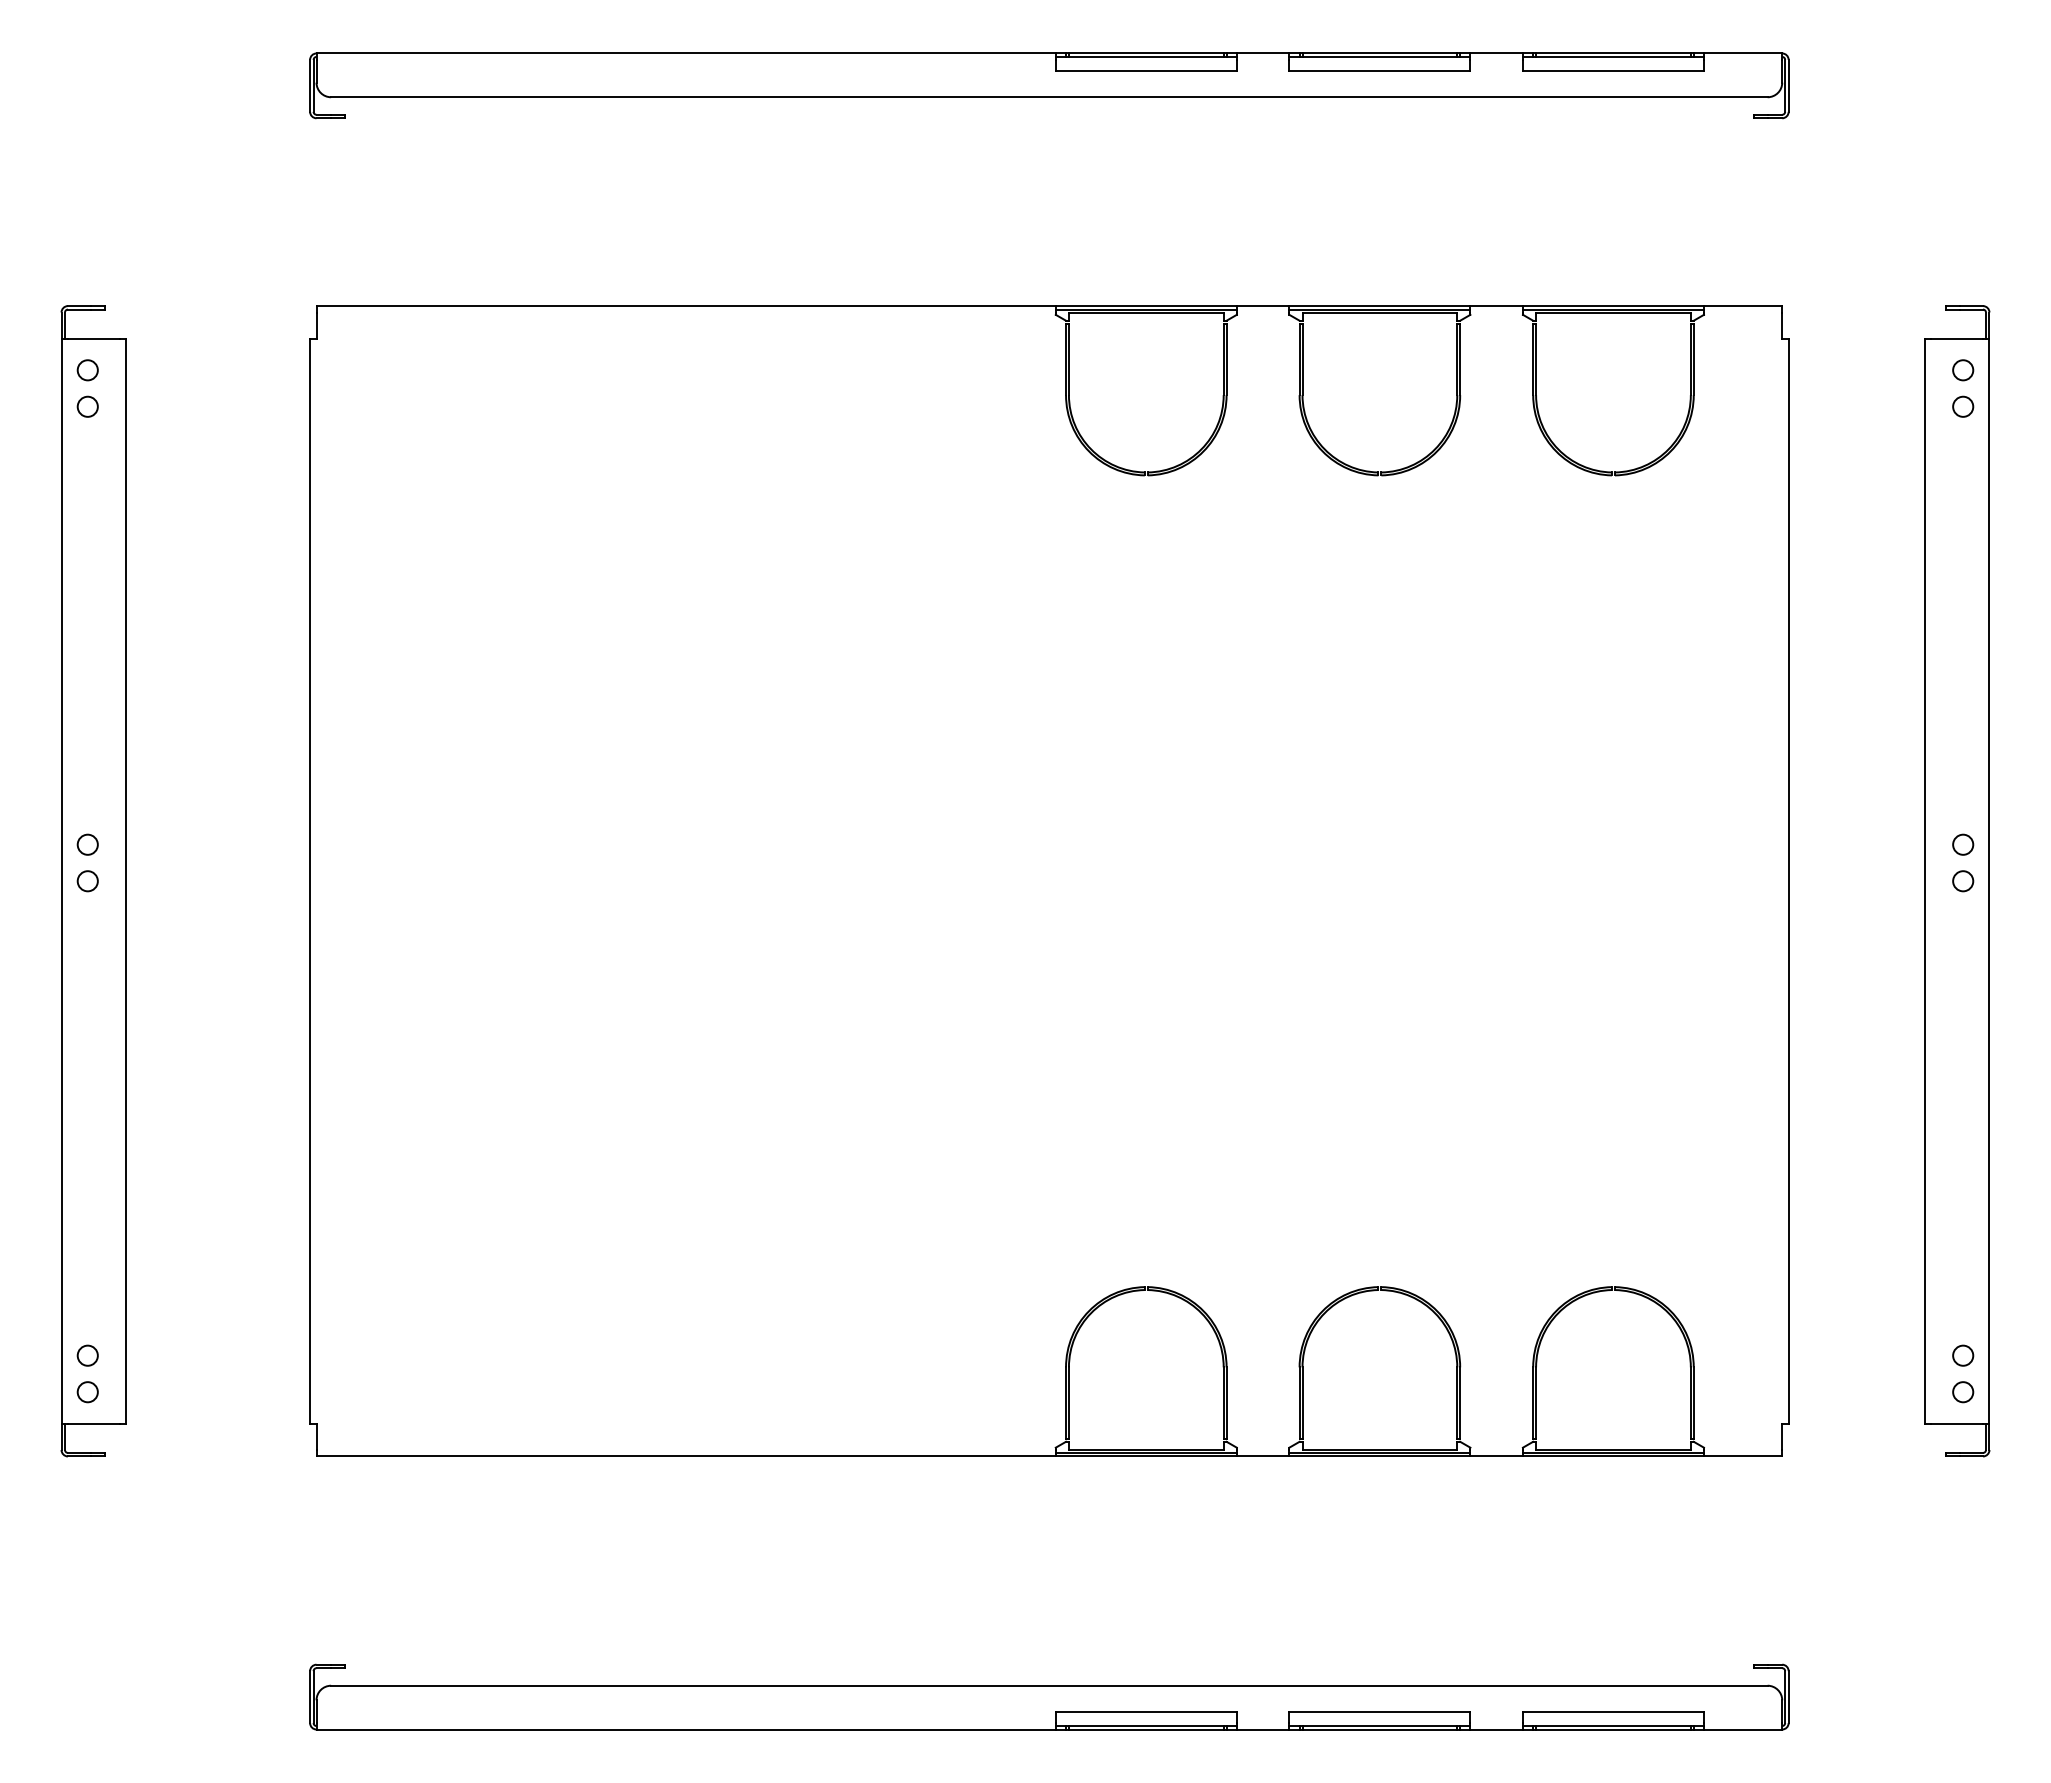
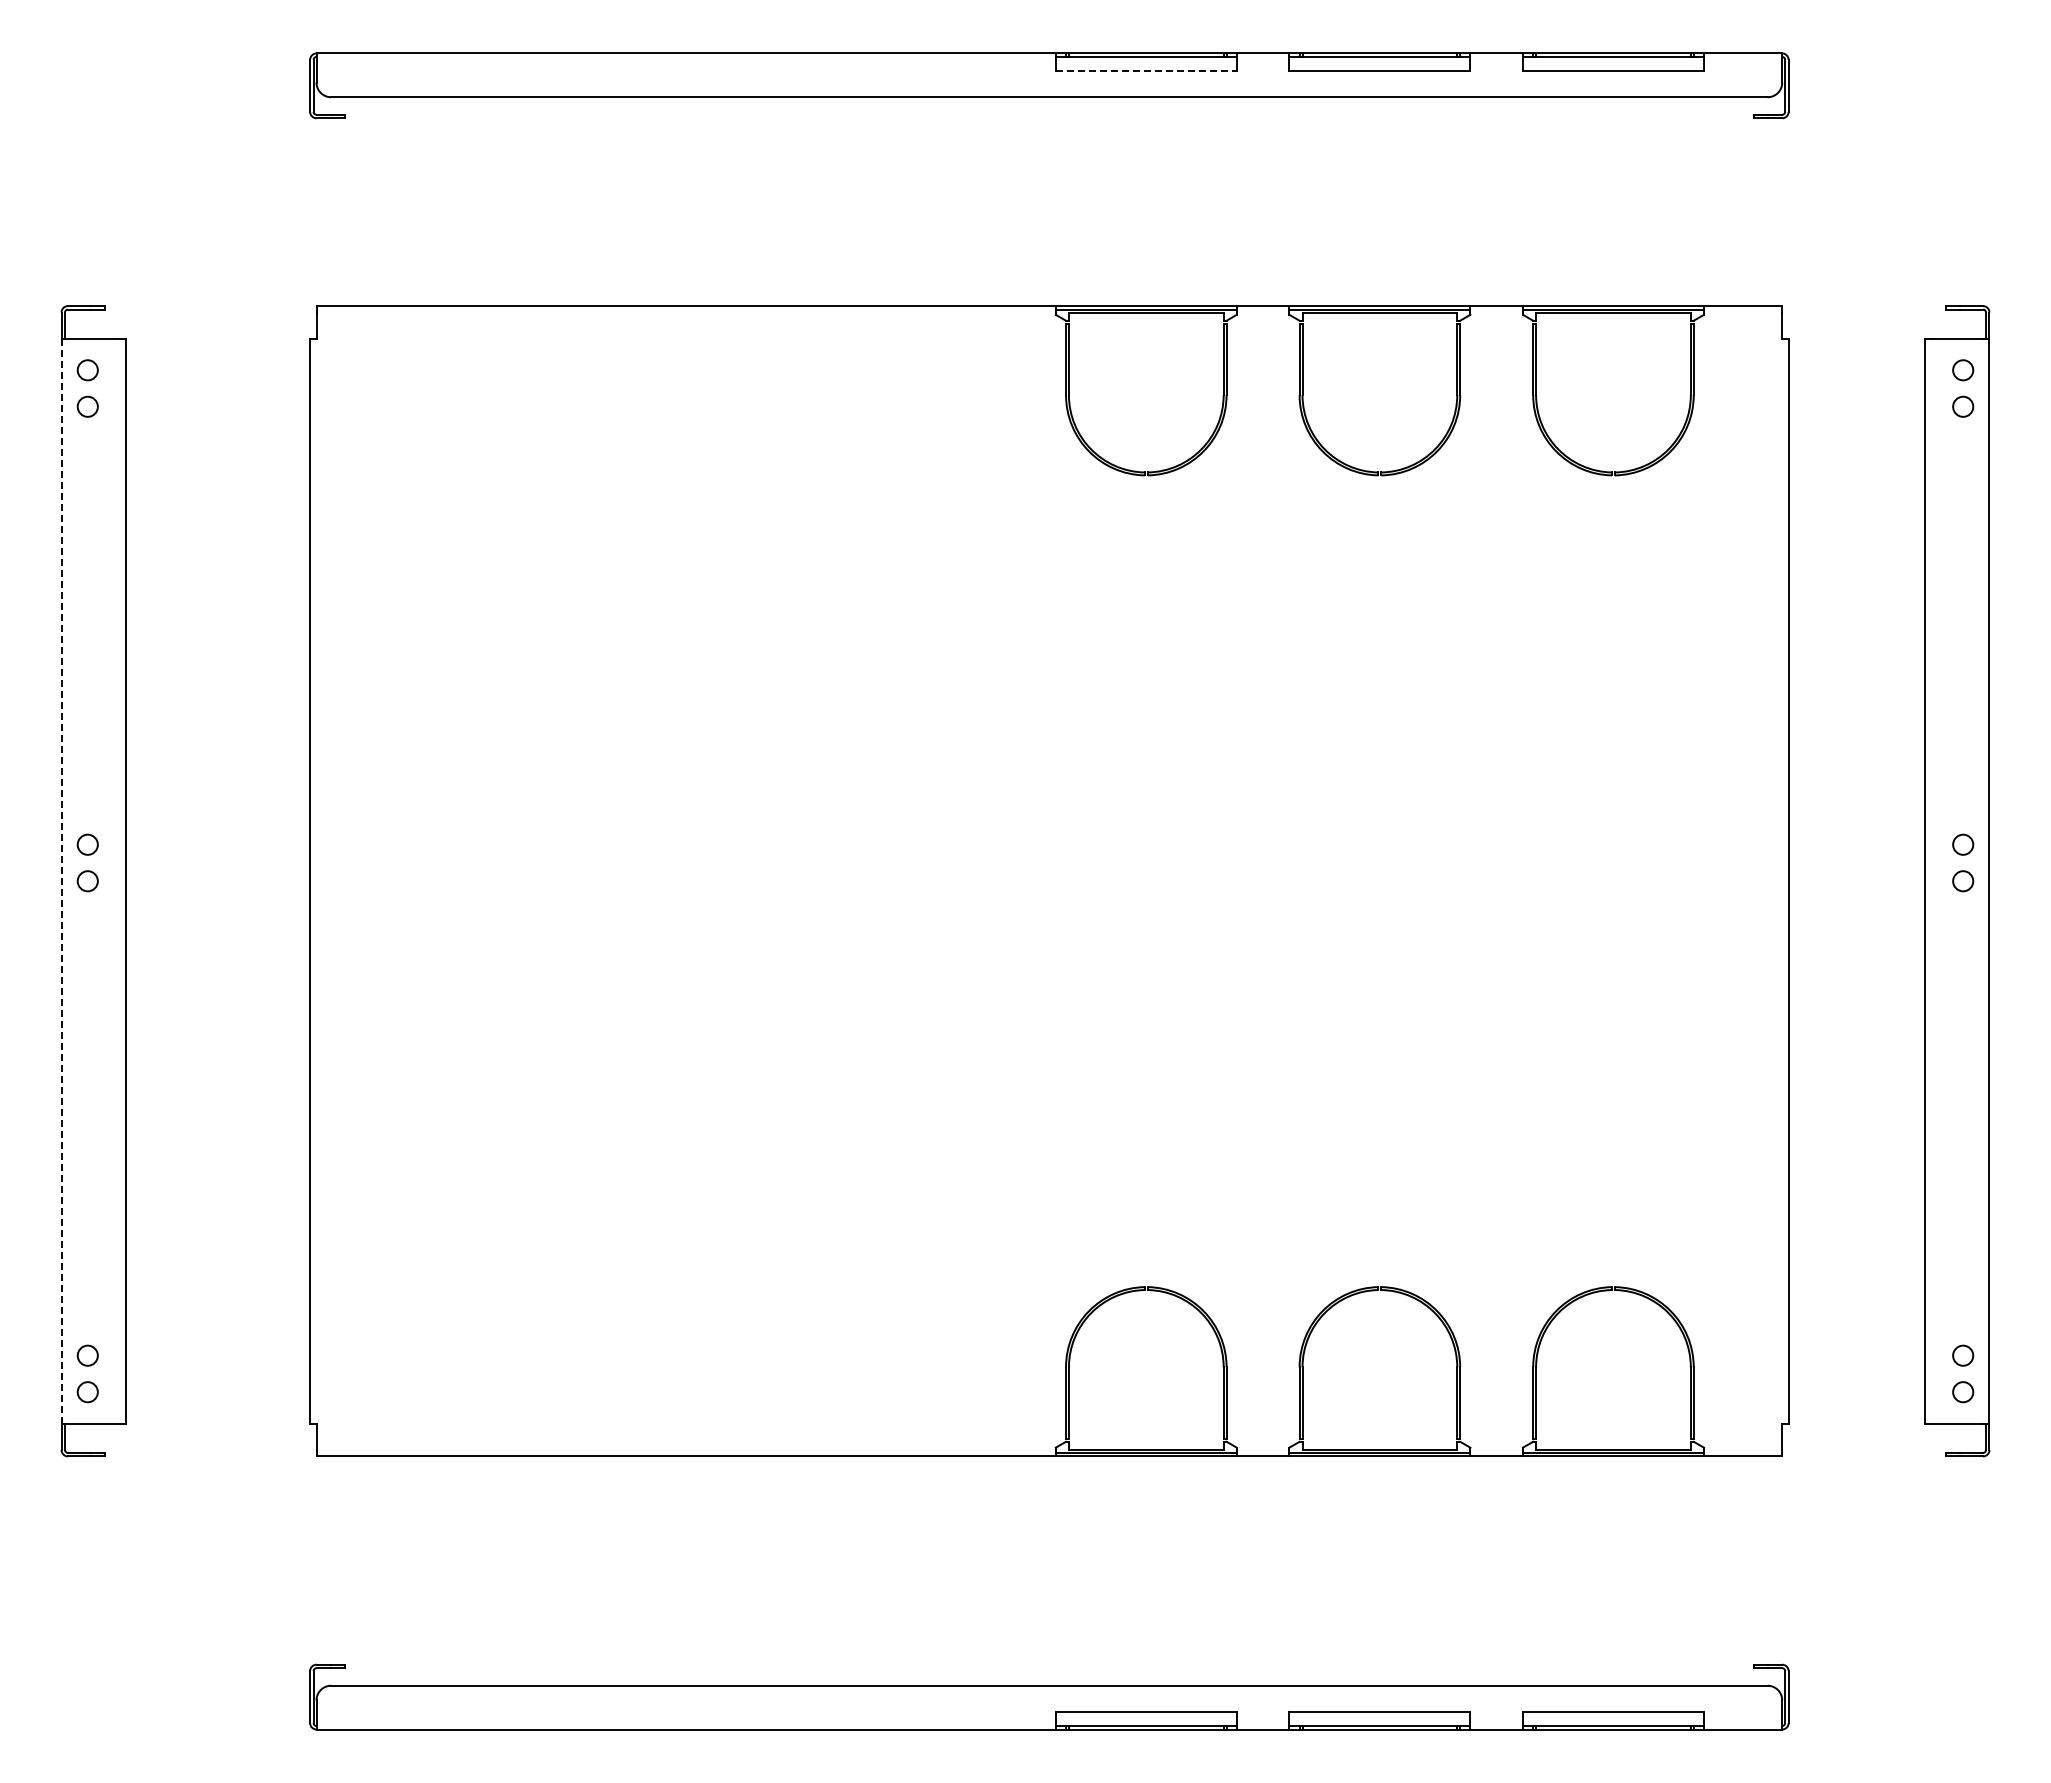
line: solid -> dashed (1146, 70)
line: solid -> dashed (61, 880)
